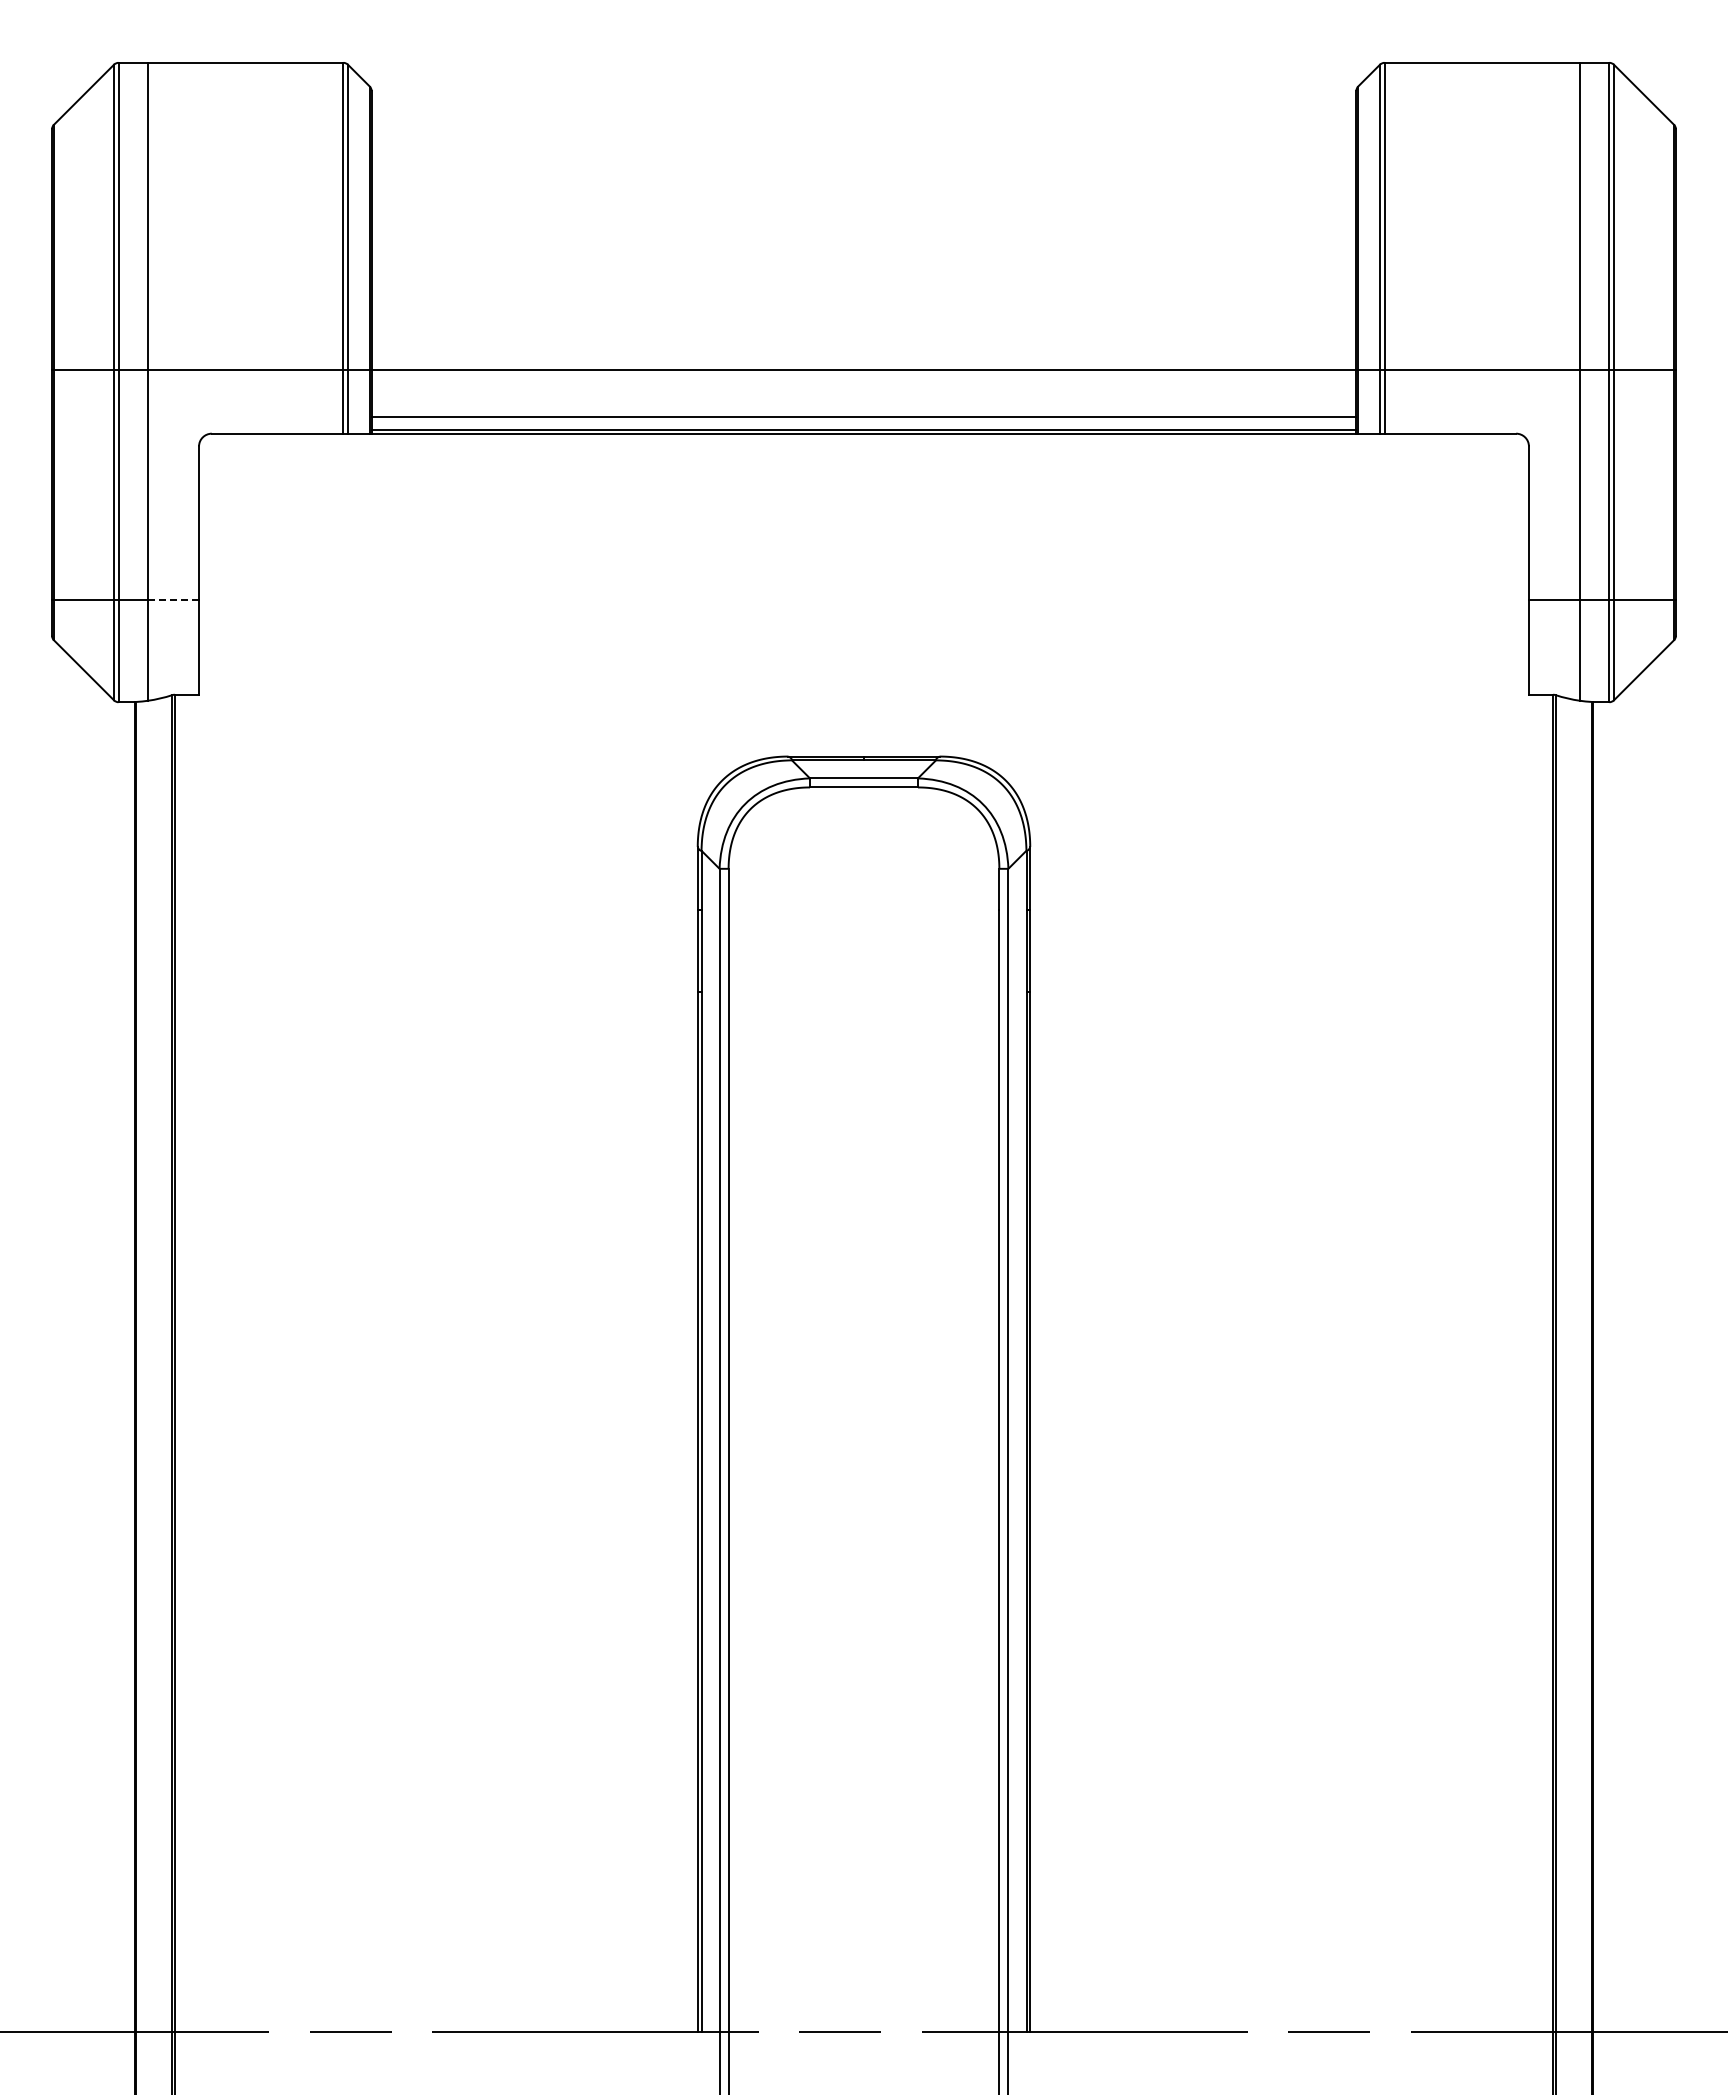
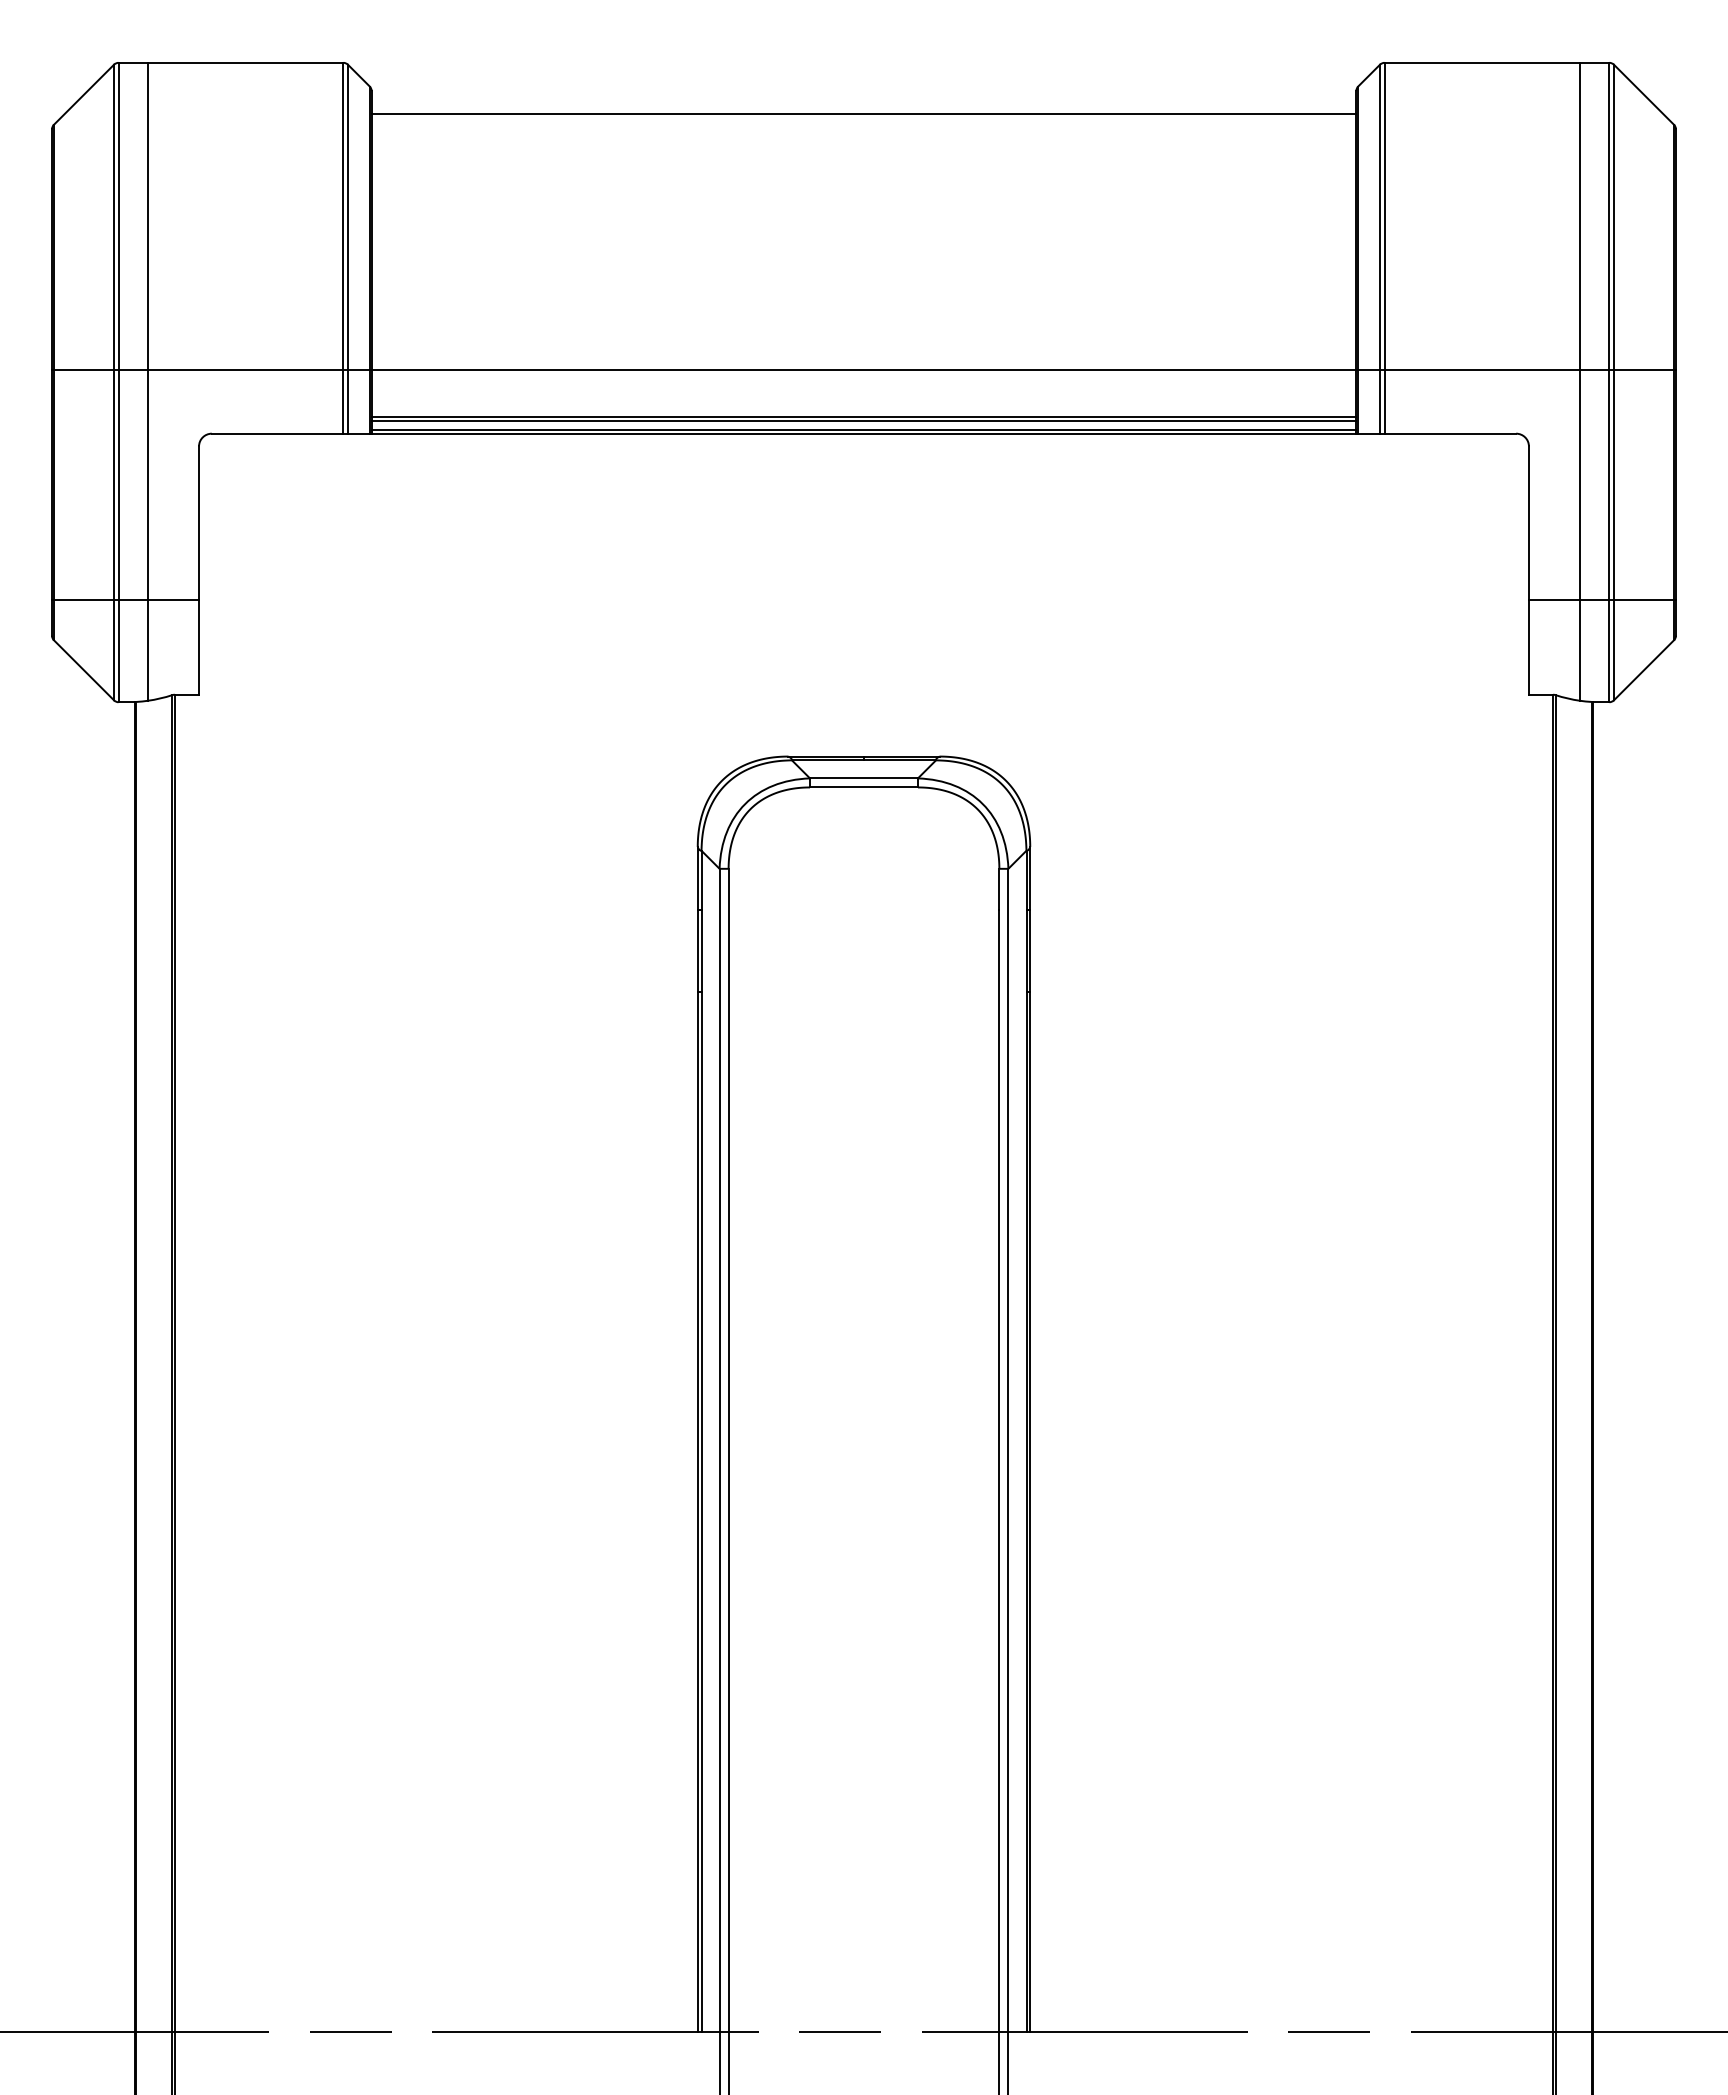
line: none -> present (863, 114)
line: none -> present (863, 420)
line: dashed -> solid (173, 599)
